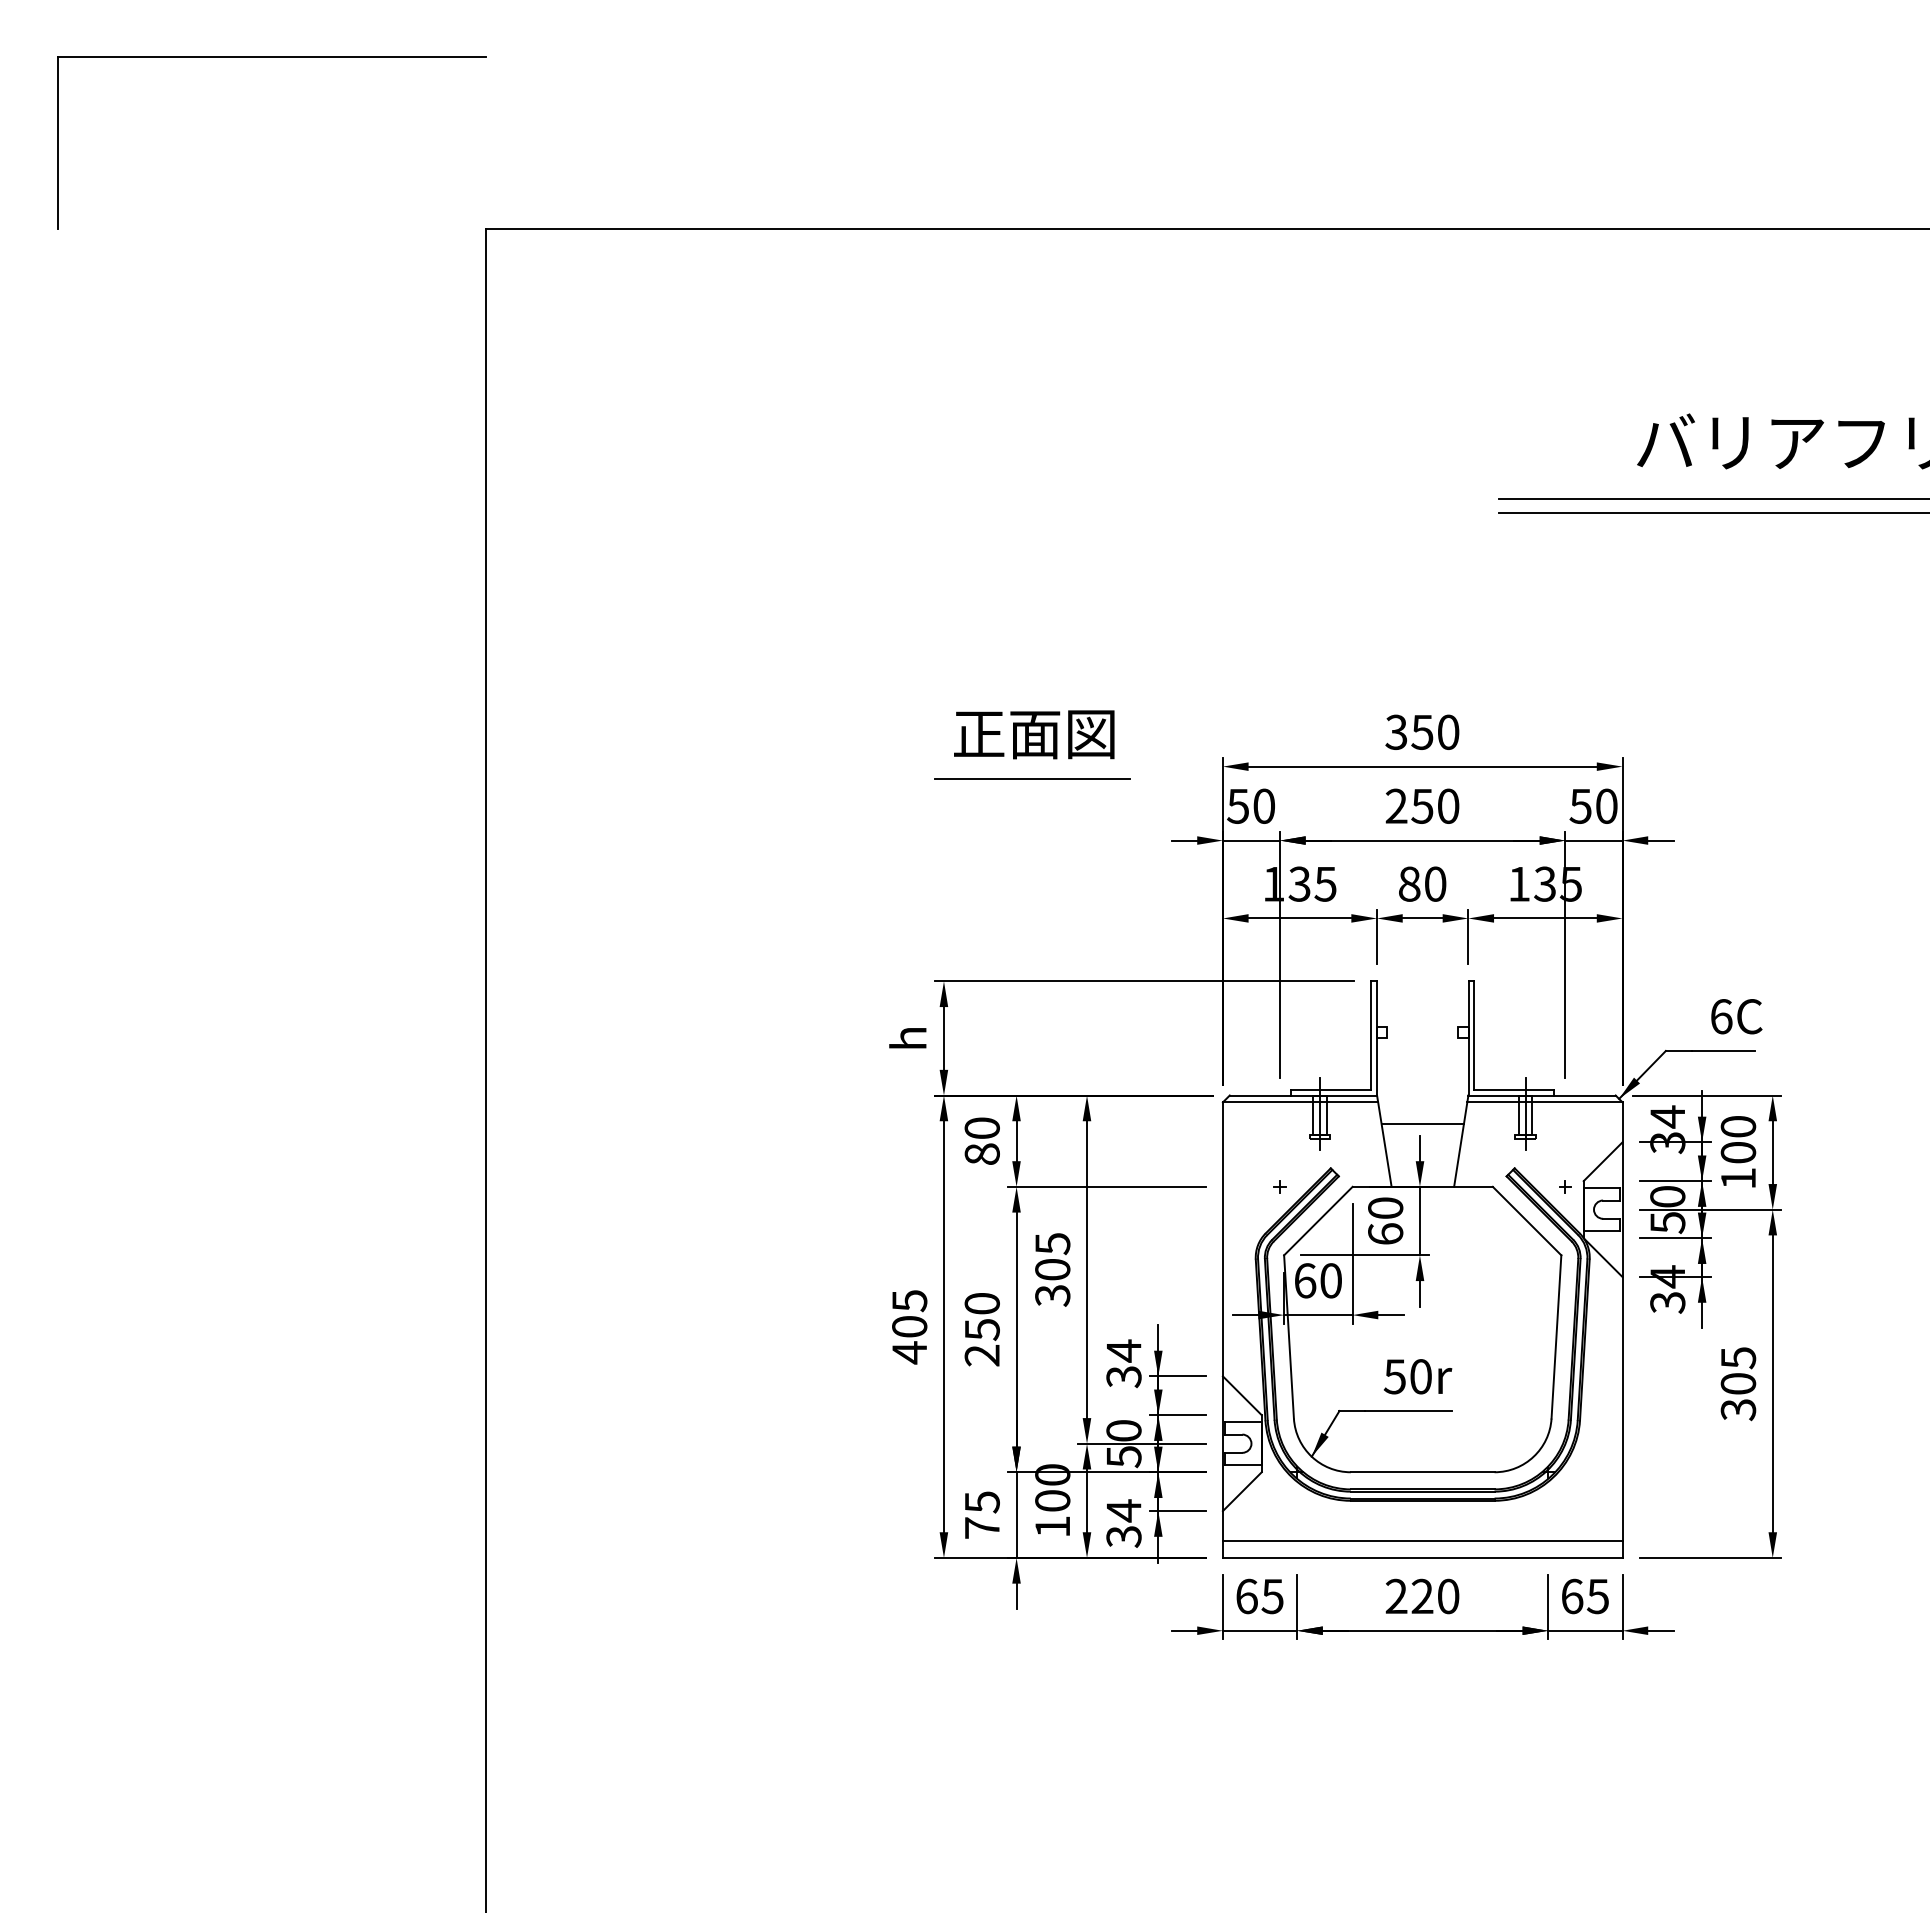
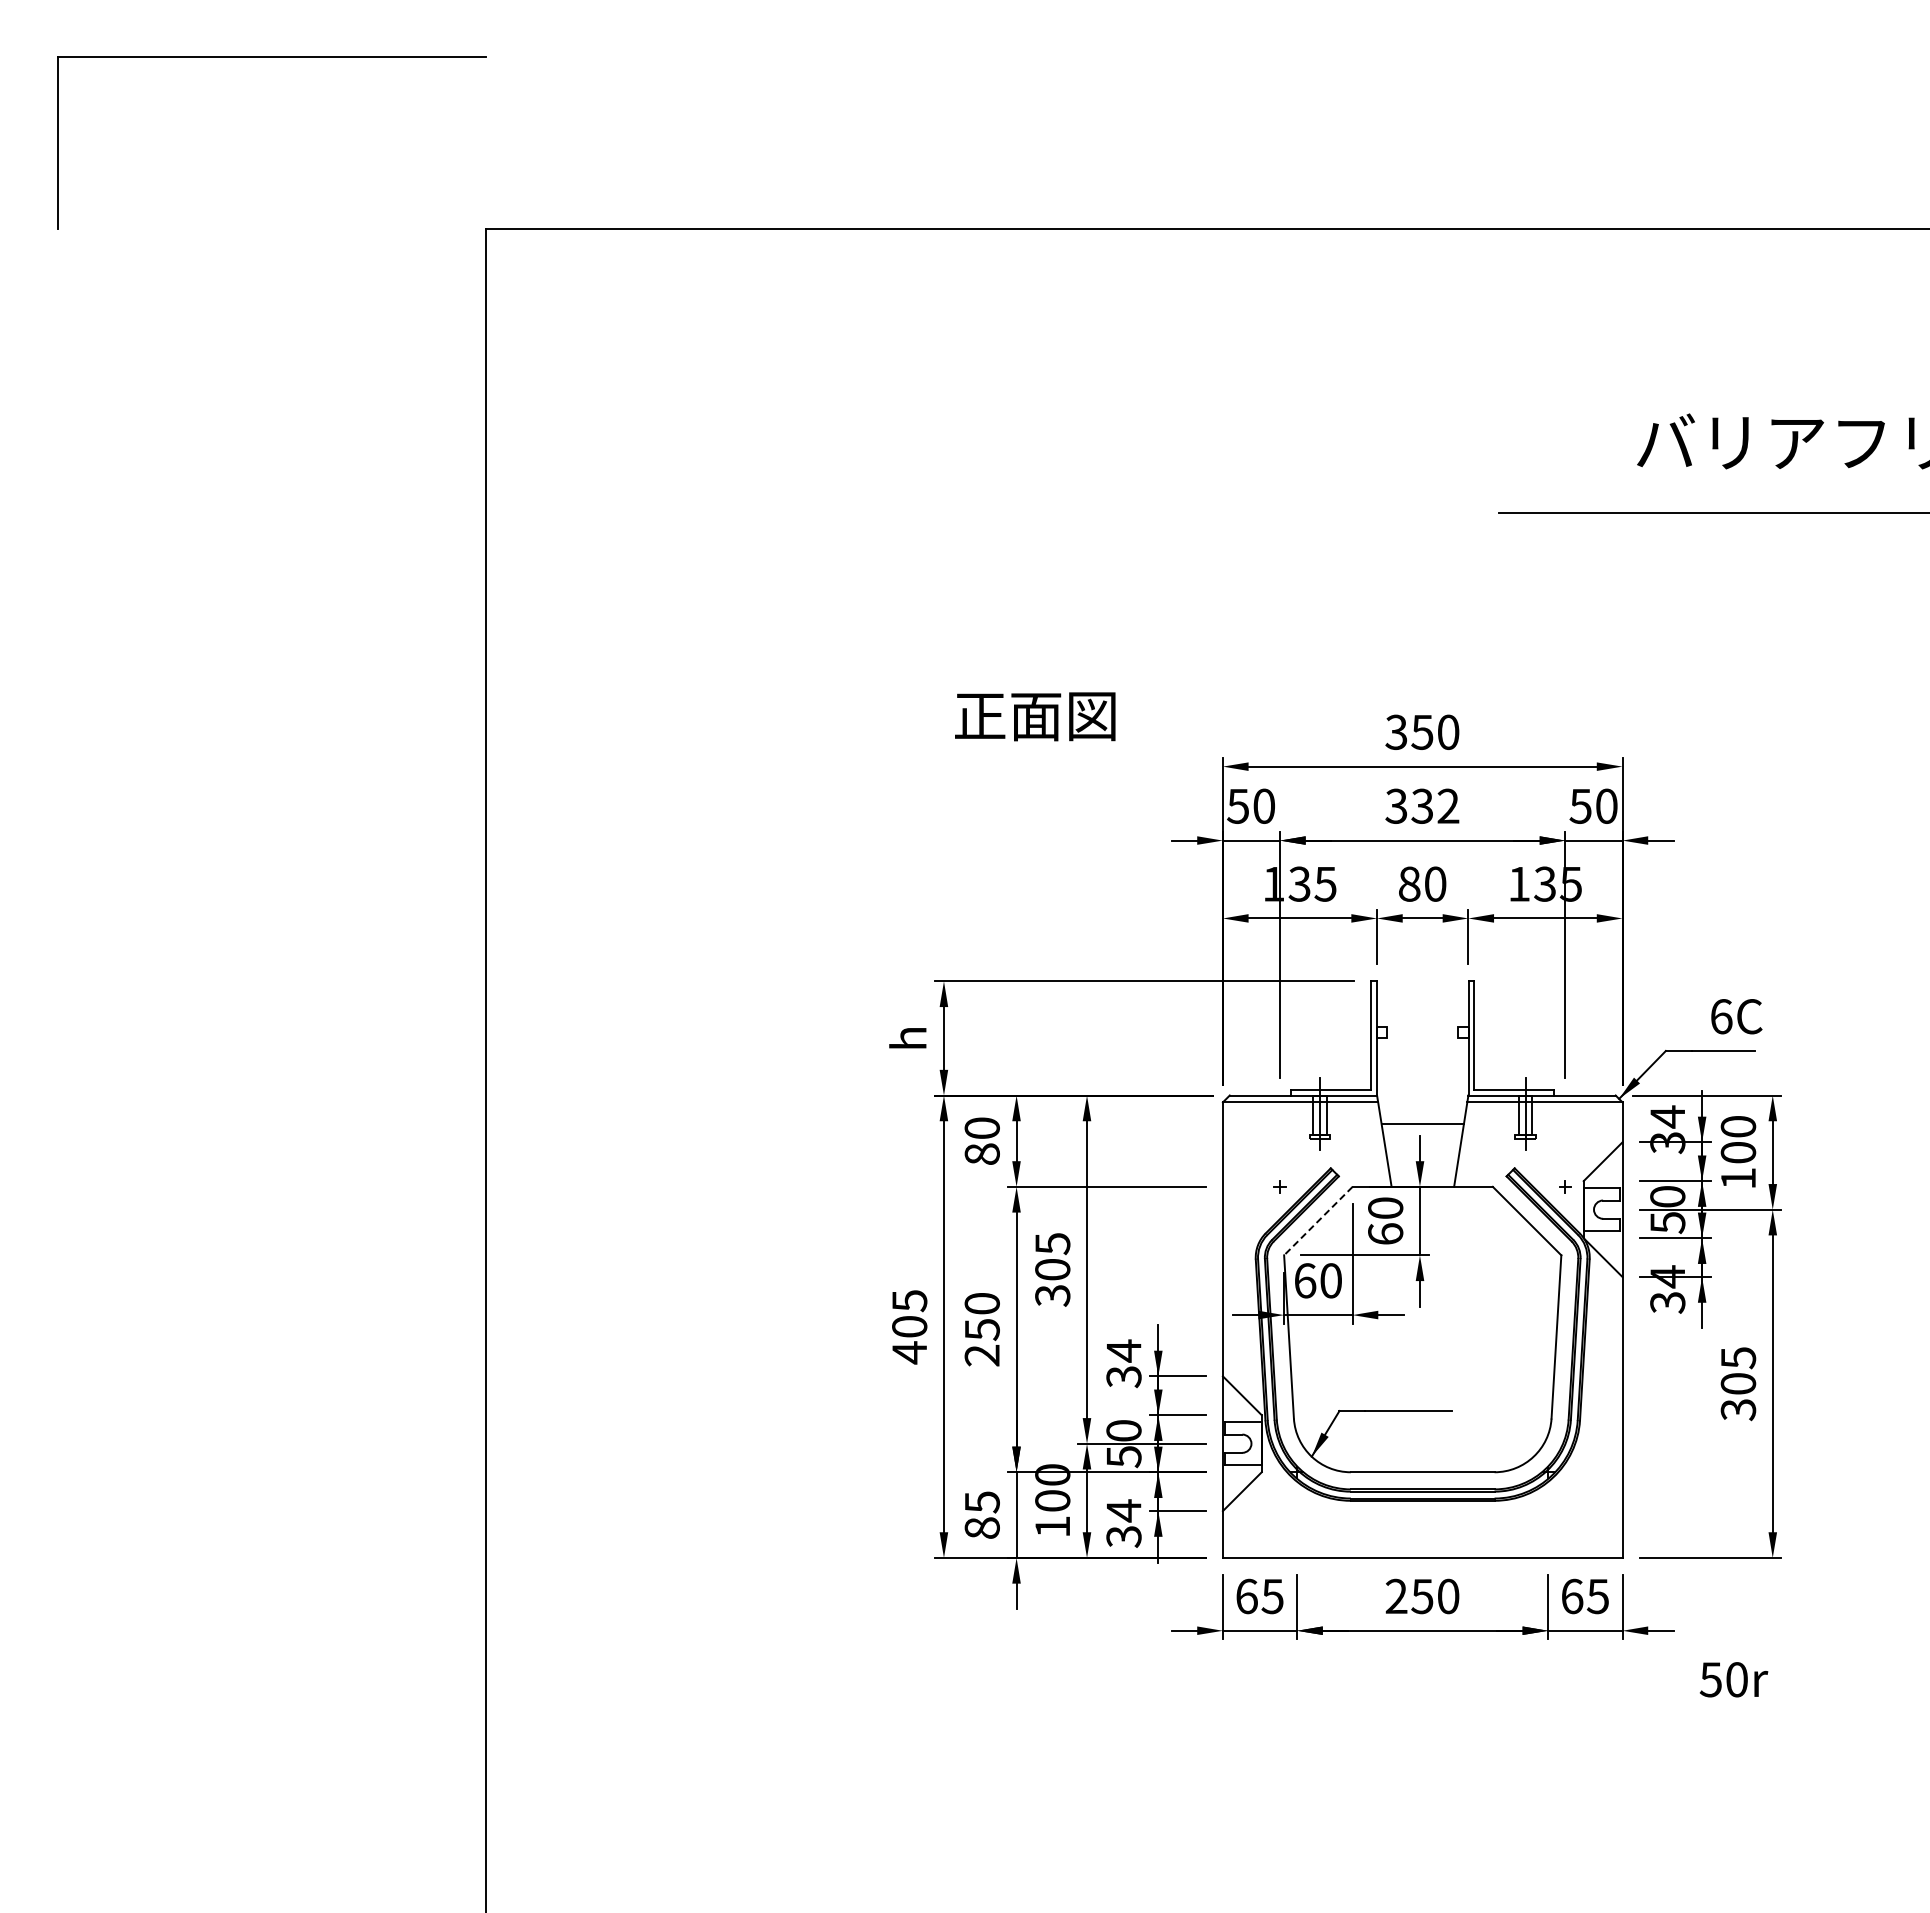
line: present -> none (1712, 499)
text position: (1034, 734) -> (1035, 716) (1035, 716)
line: present -> none (1032, 778)
text: 250 -> 332 (1422, 805)
line: solid -> dashed (1318, 1221)
text position: (1417, 1376) -> (1733, 1679) (1733, 1679)
text: 75 -> 85 (981, 1527)
line: present -> none (1422, 1540)
text: 220 -> 250 (1422, 1596)
